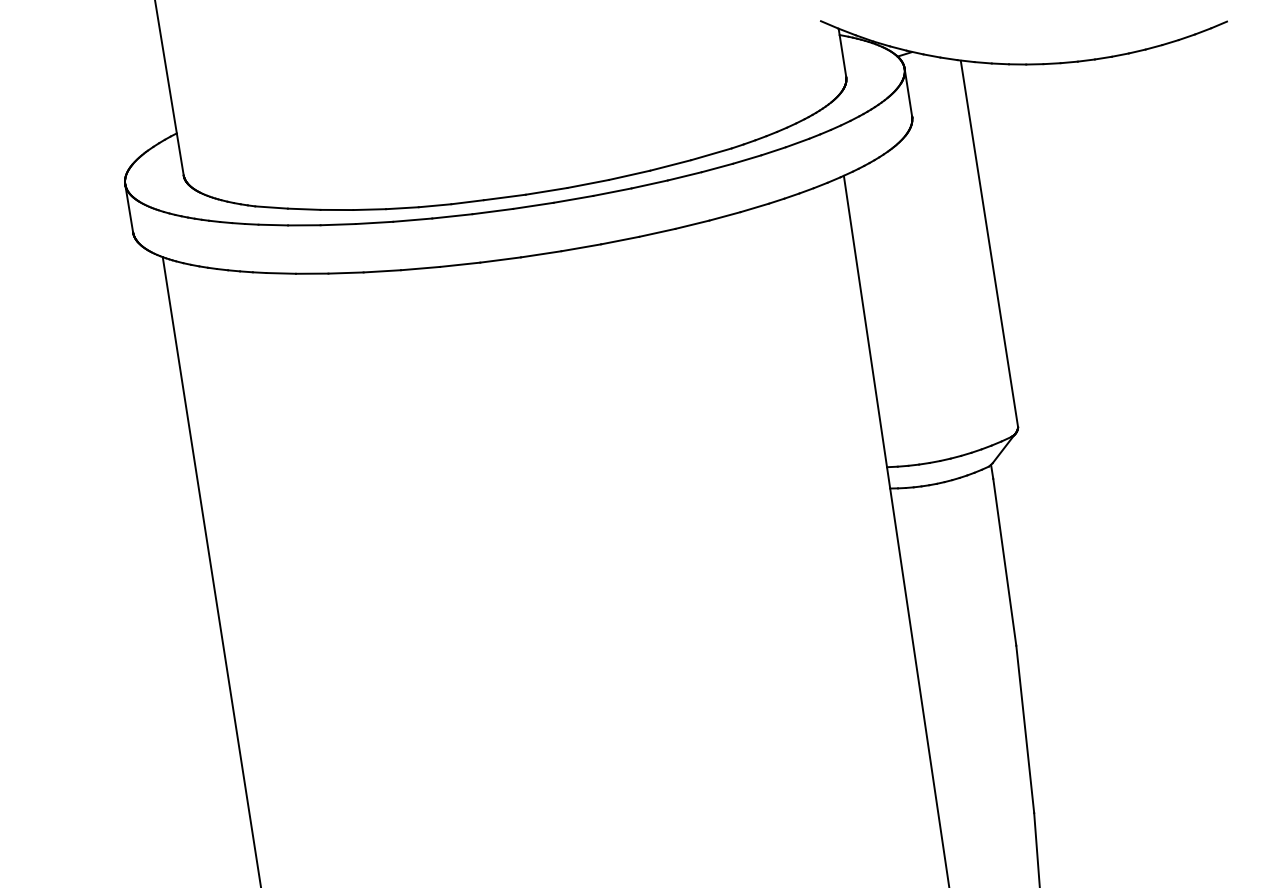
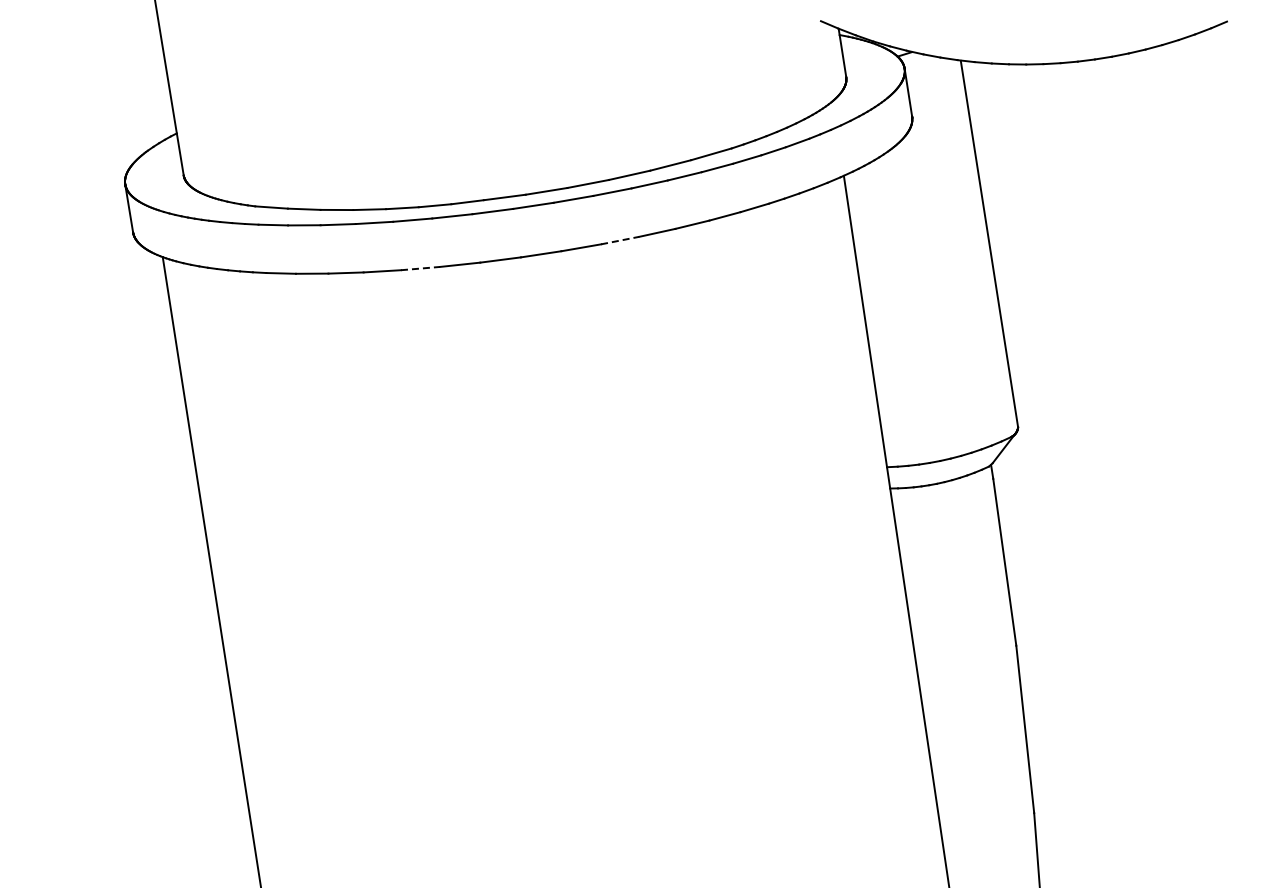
line: solid -> dashed (620, 240)
line: solid -> dashed (420, 268)
